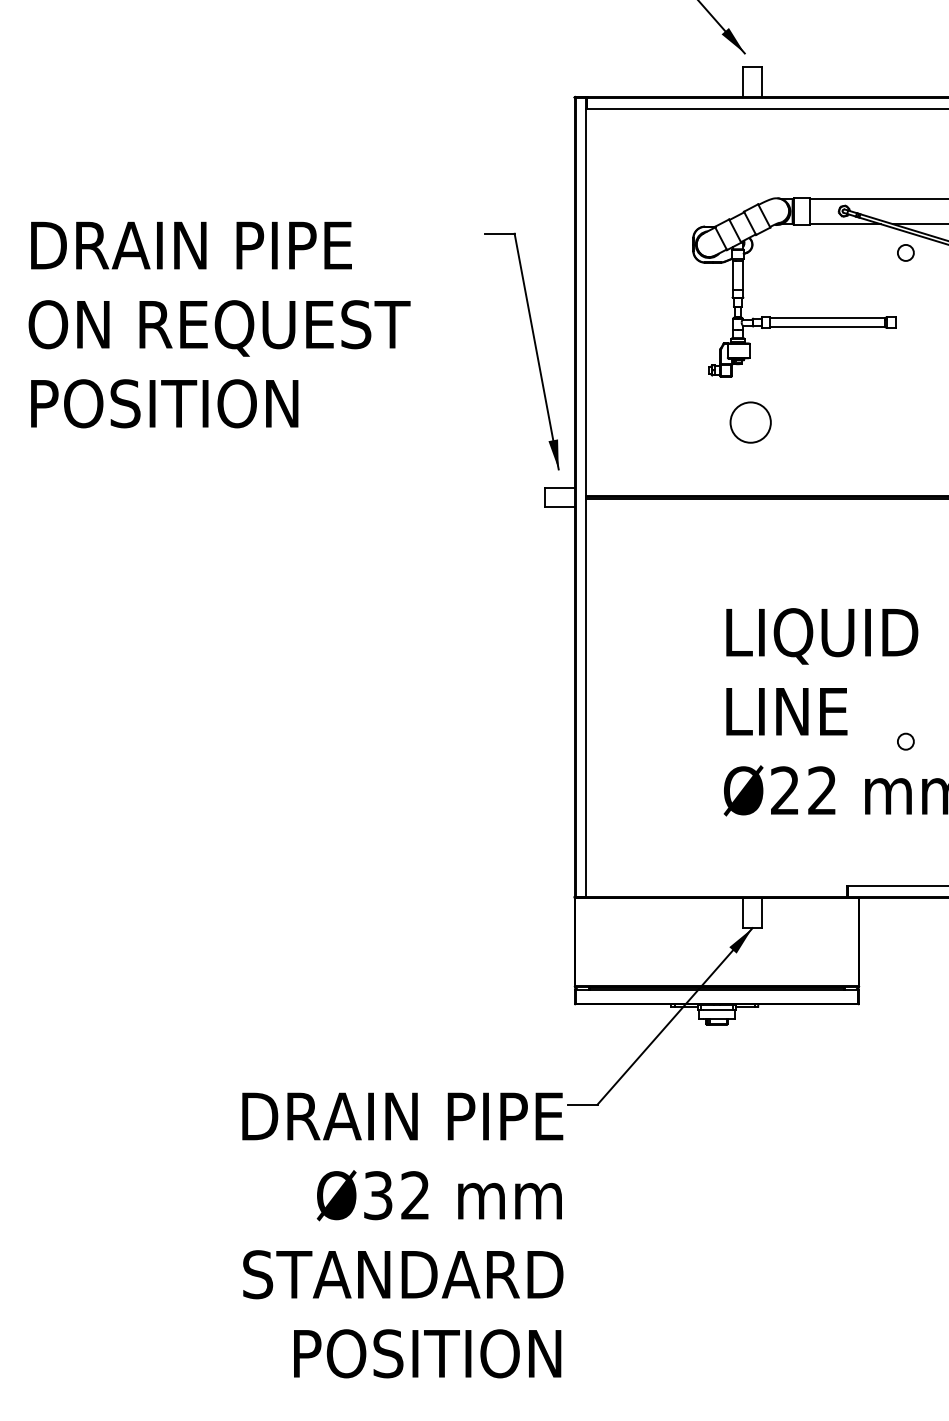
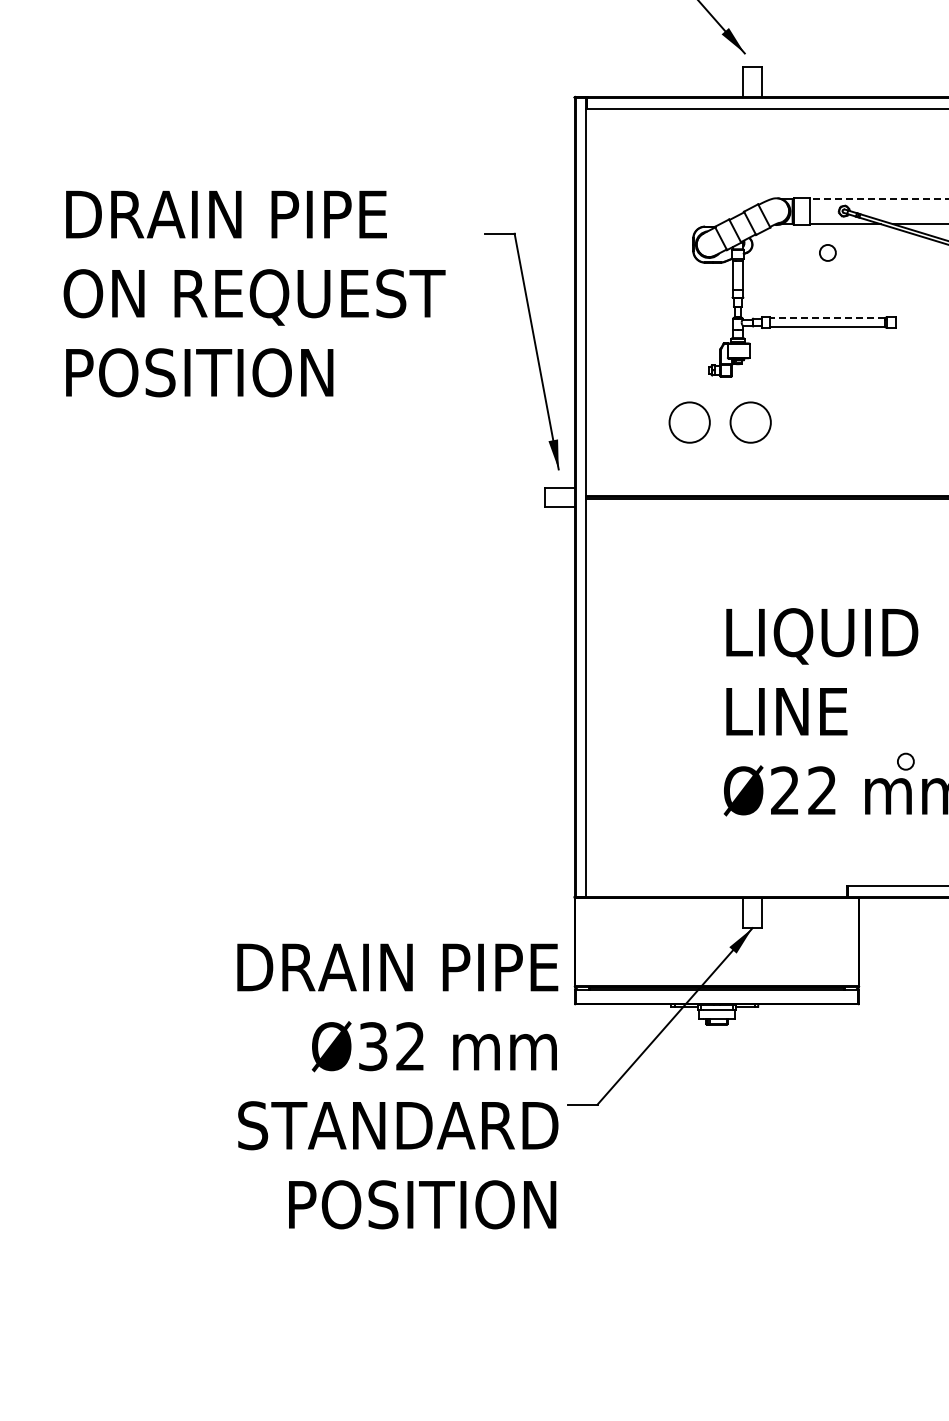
line: solid -> dashed (878, 199)
circle position: (905, 252) -> (827, 252) (827, 252)
line: solid -> dashed (827, 317)
text position: (219, 324) -> (254, 293) (254, 293)
circle: none -> present (689, 422)
circle position: (905, 741) -> (905, 761) (905, 761)
text position: (402, 1235) -> (397, 1086) (397, 1086)
